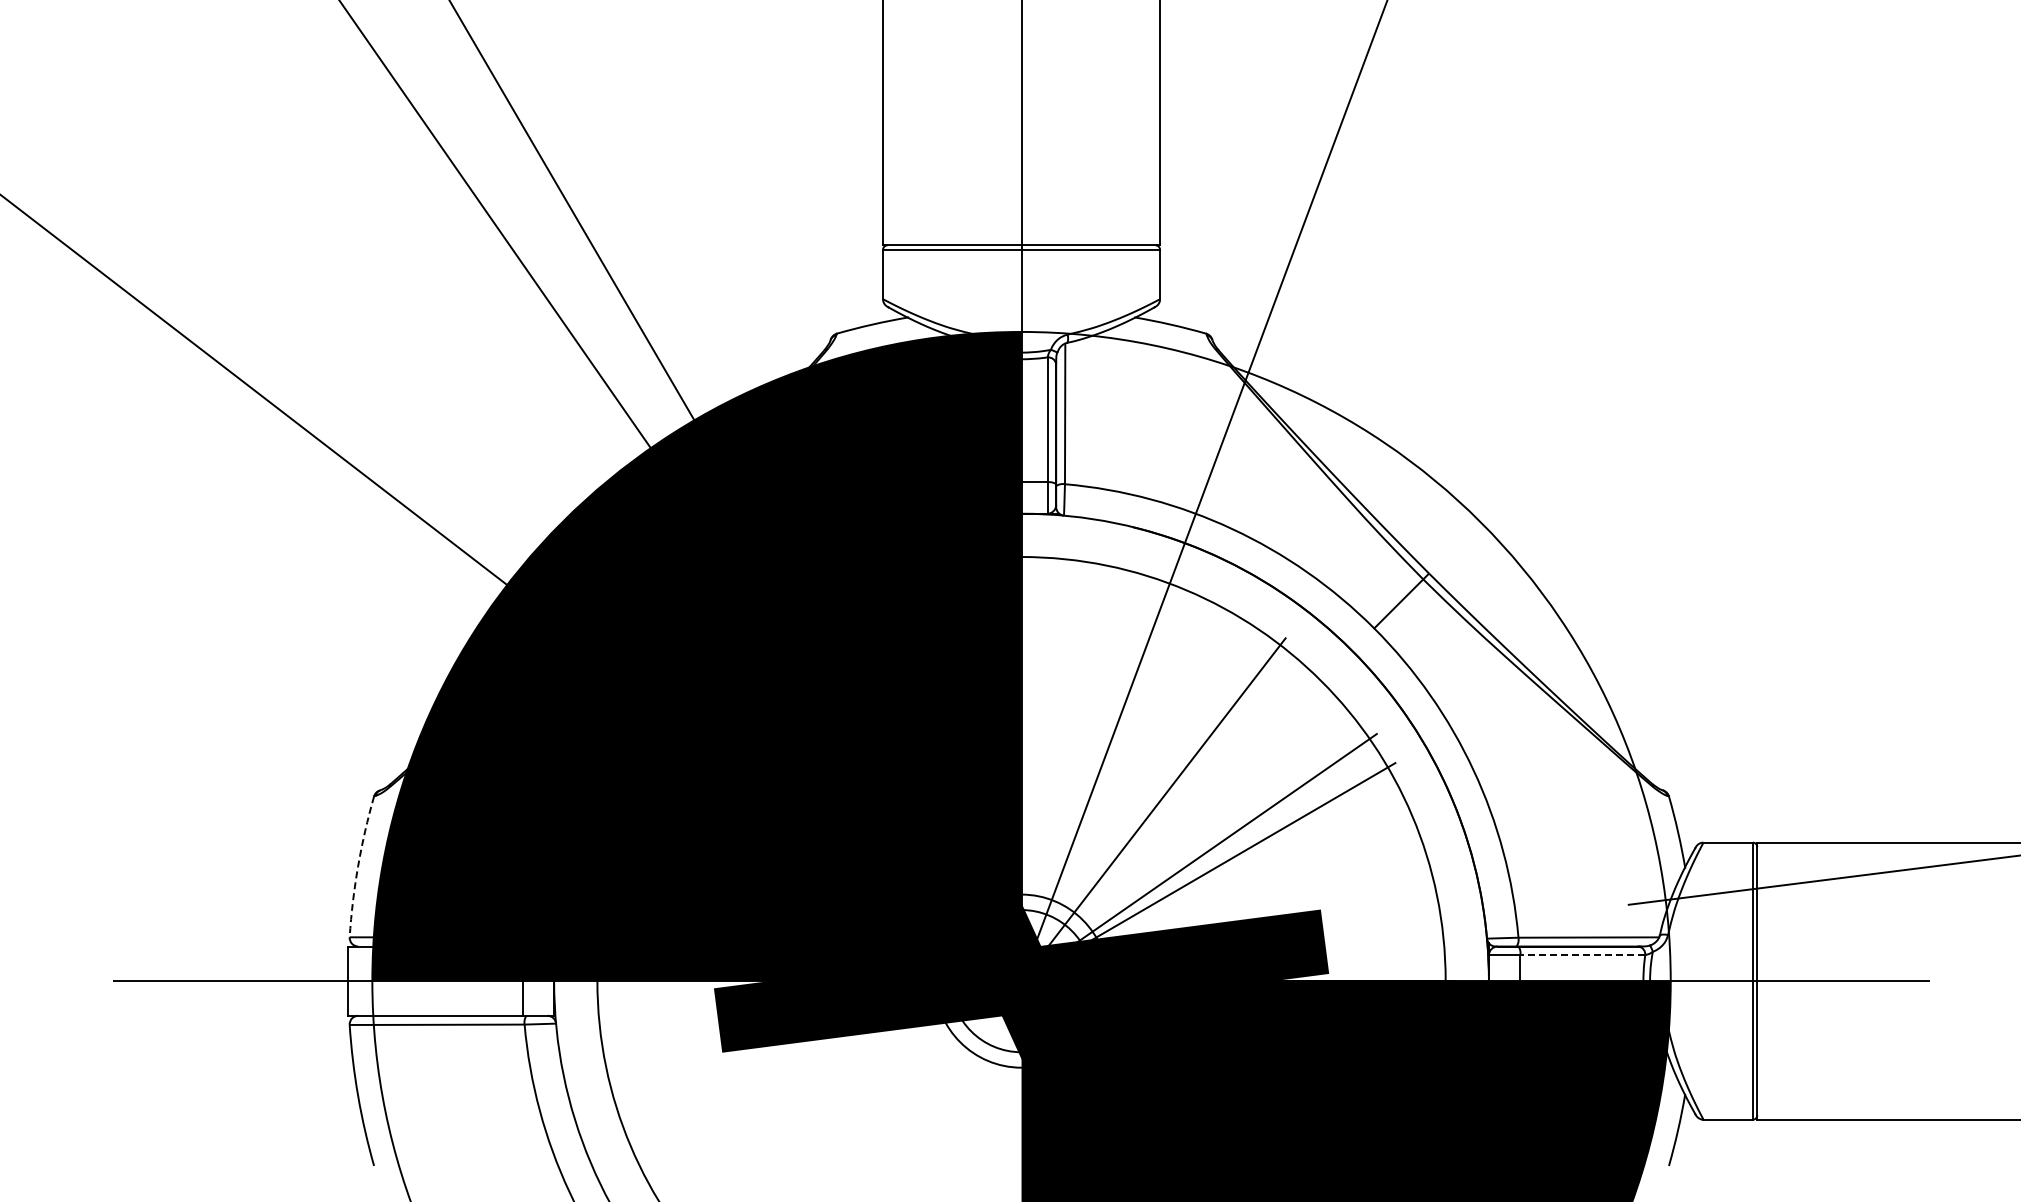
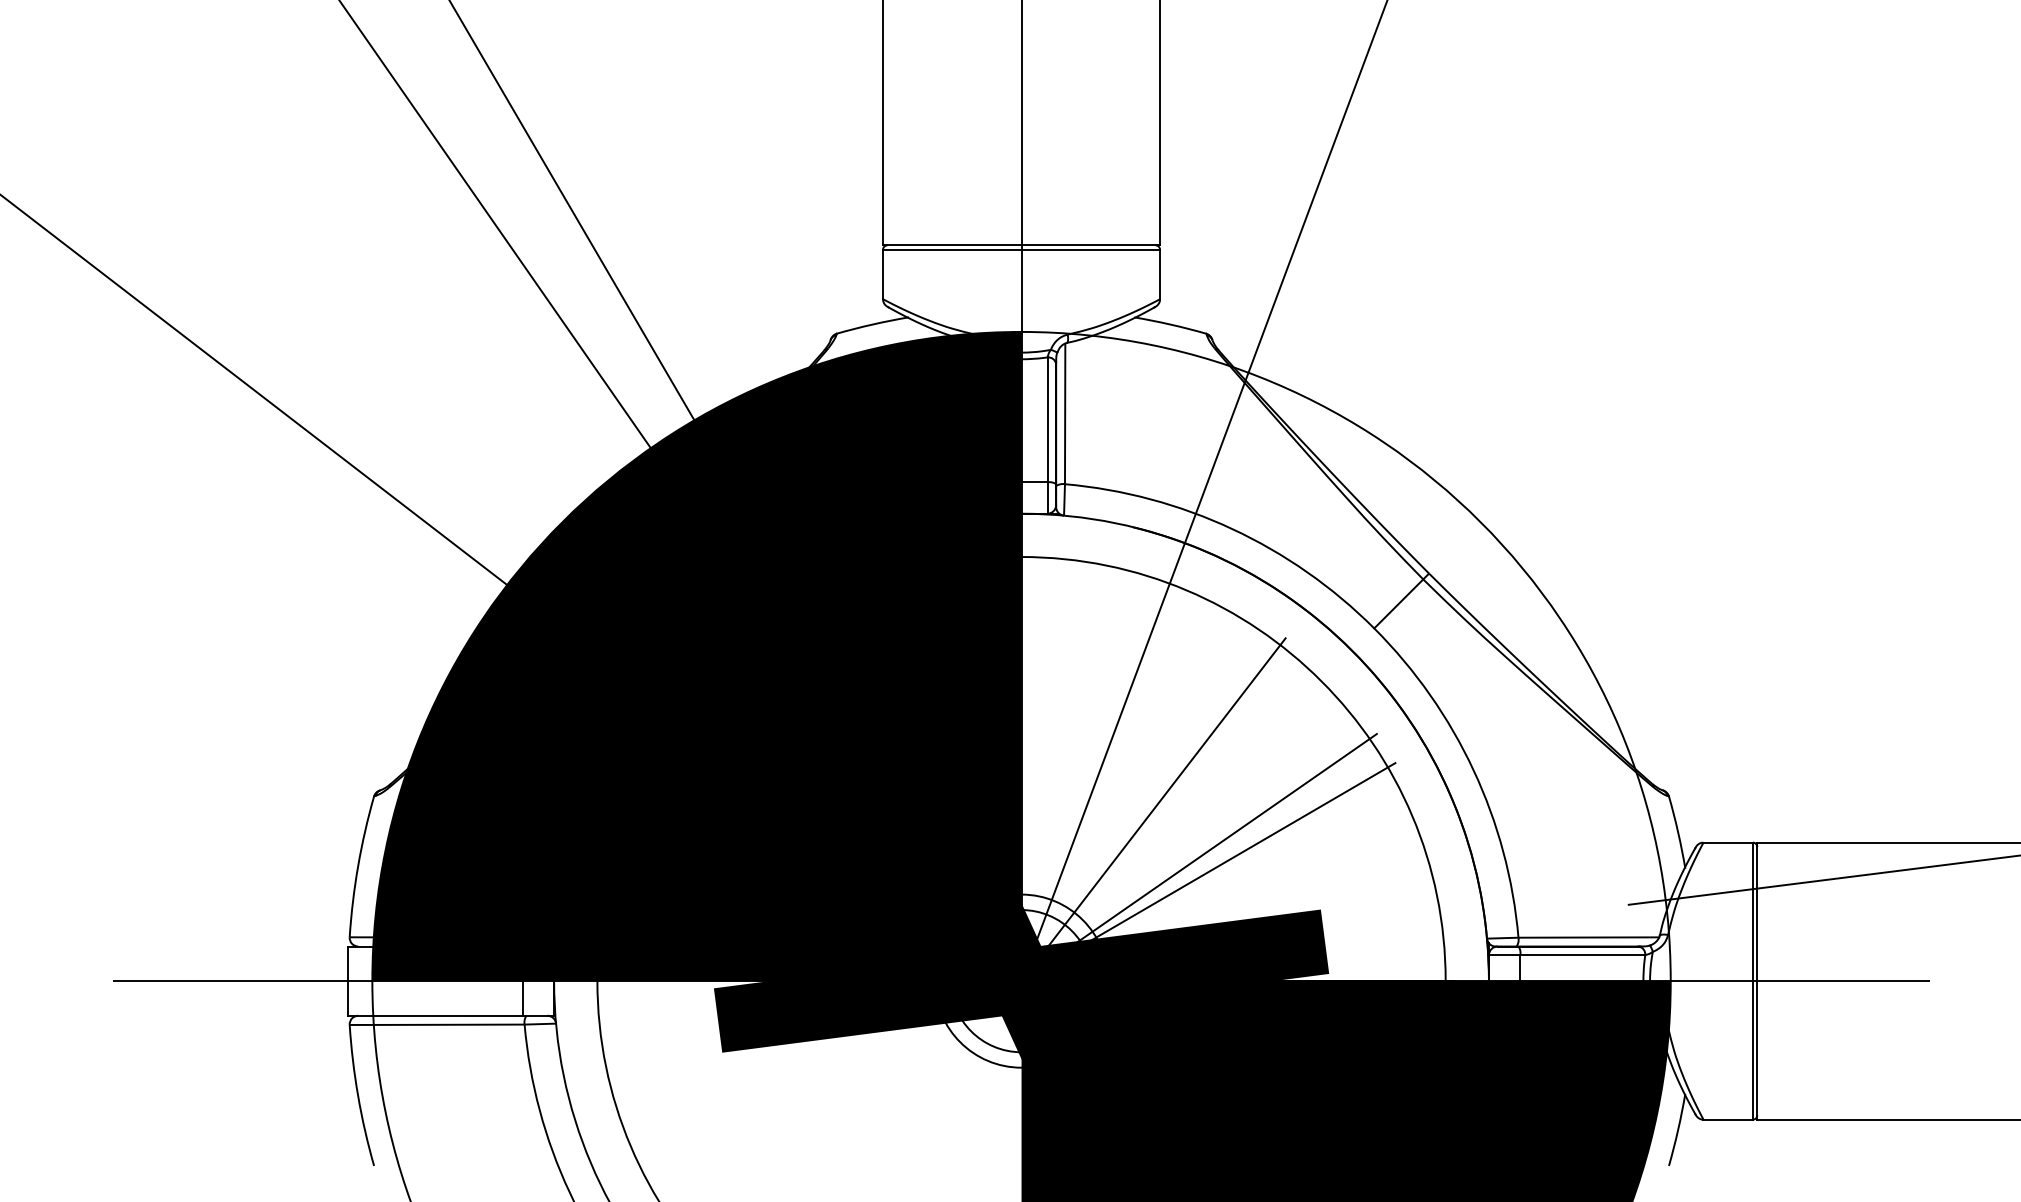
arc: dashed -> solid (358, 866)
line: dashed -> solid (1582, 955)
